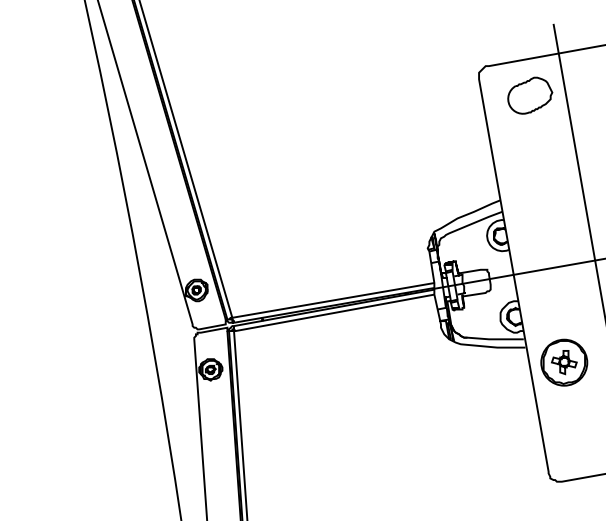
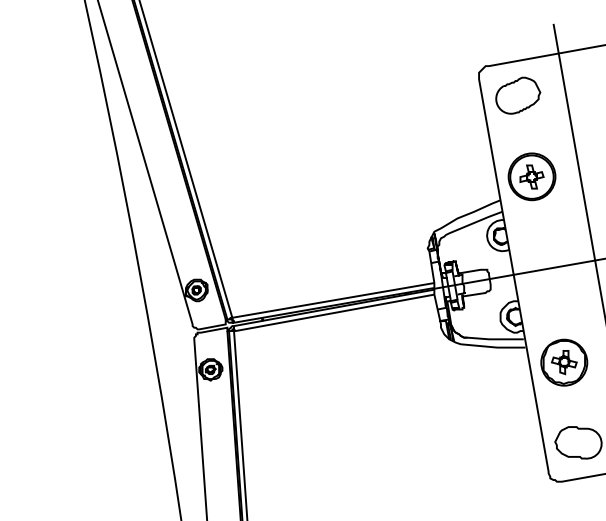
part position: (530, 95) -> (518, 95) (518, 95)
part: none -> present (531, 176)
part: none -> present (578, 442)
